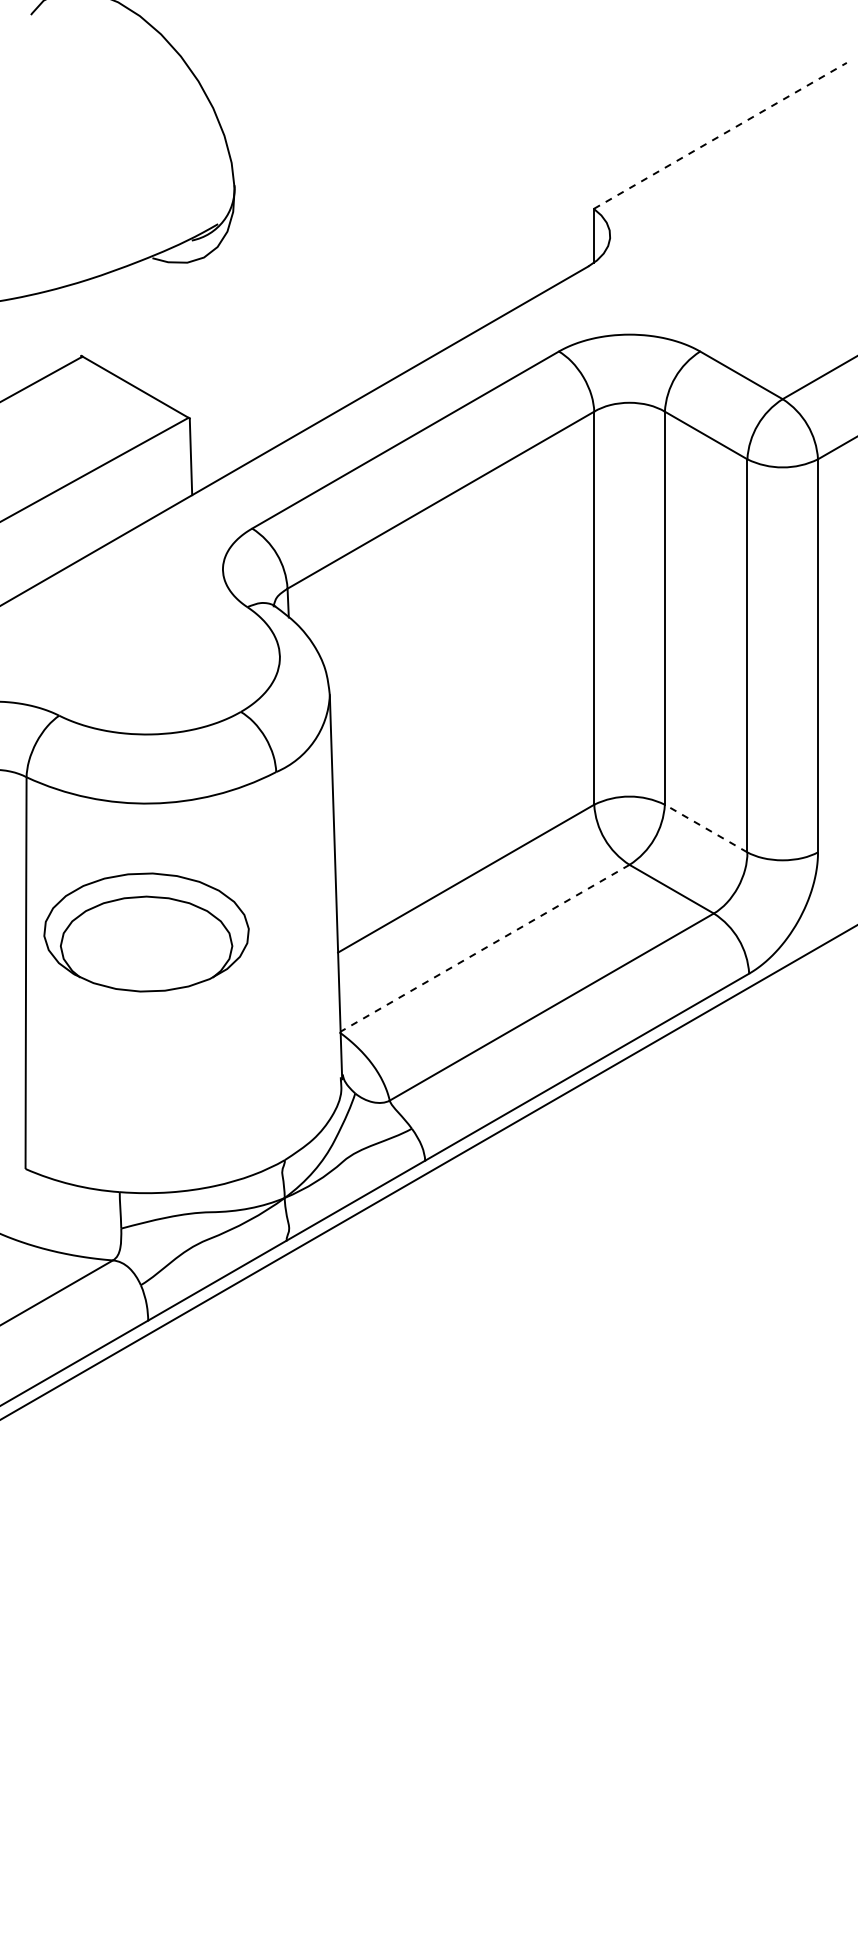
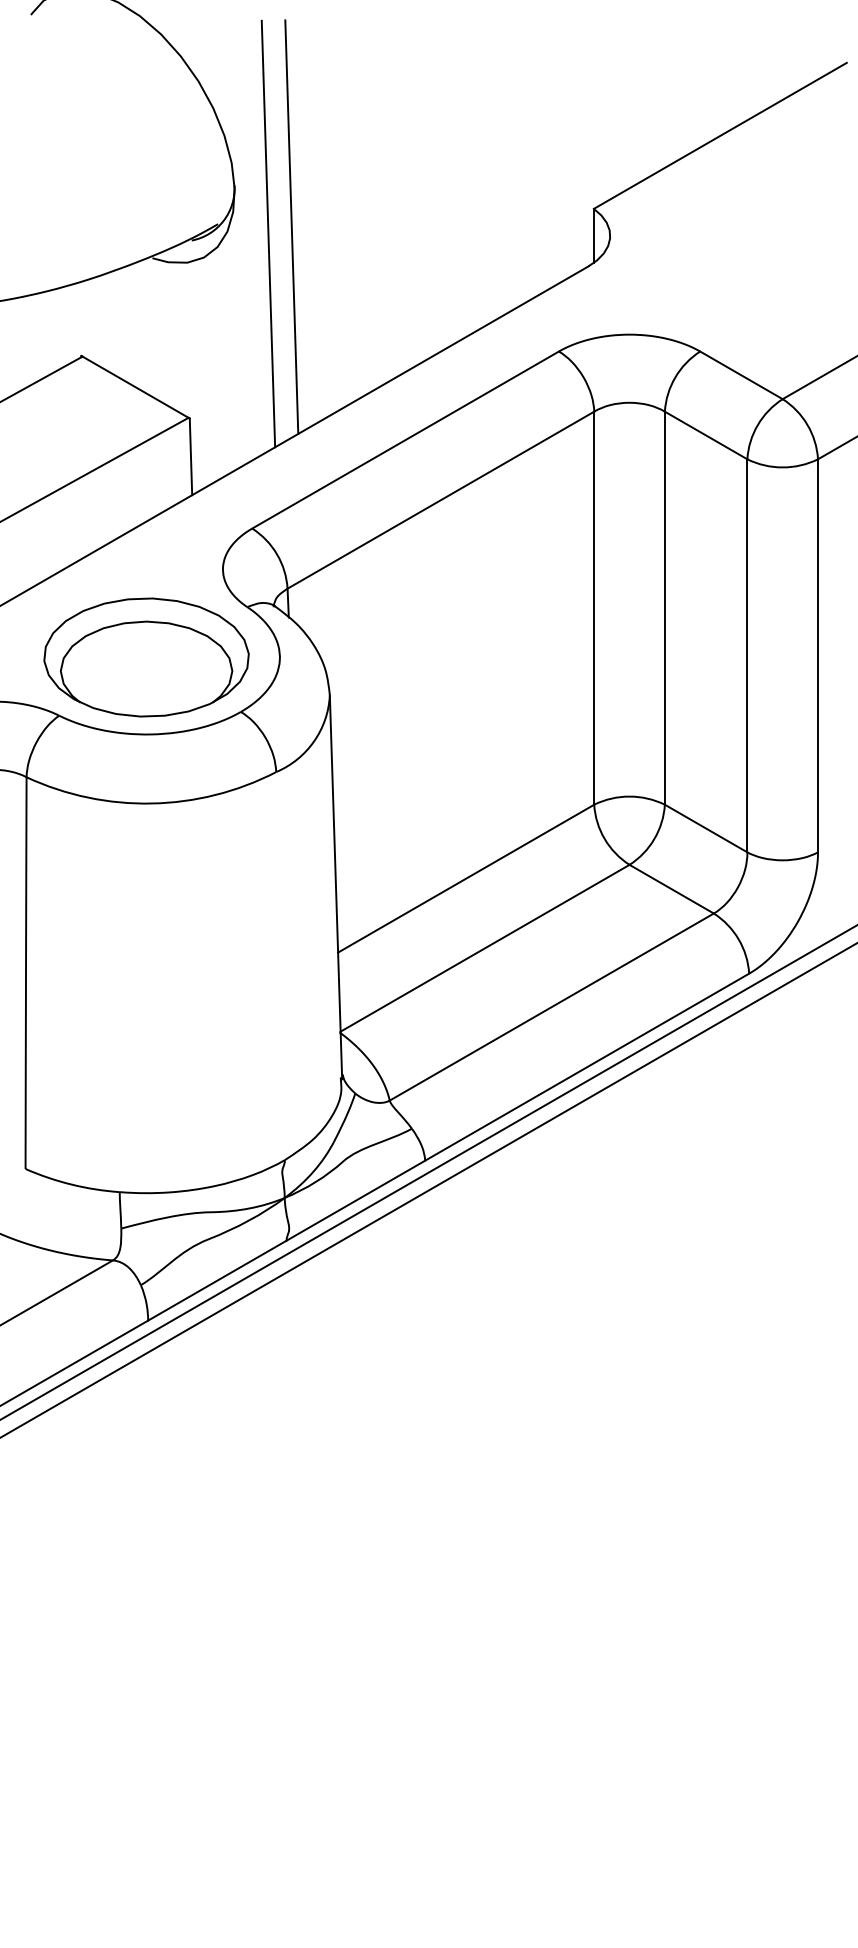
line: dashed -> solid (720, 135)
line: none -> present (291, 226)
line: none -> present (268, 233)
line: dashed -> solid (706, 828)
part position: (146, 932) -> (146, 657) (146, 657)
line: dashed -> solid (485, 948)
line: none -> present (428, 1190)
